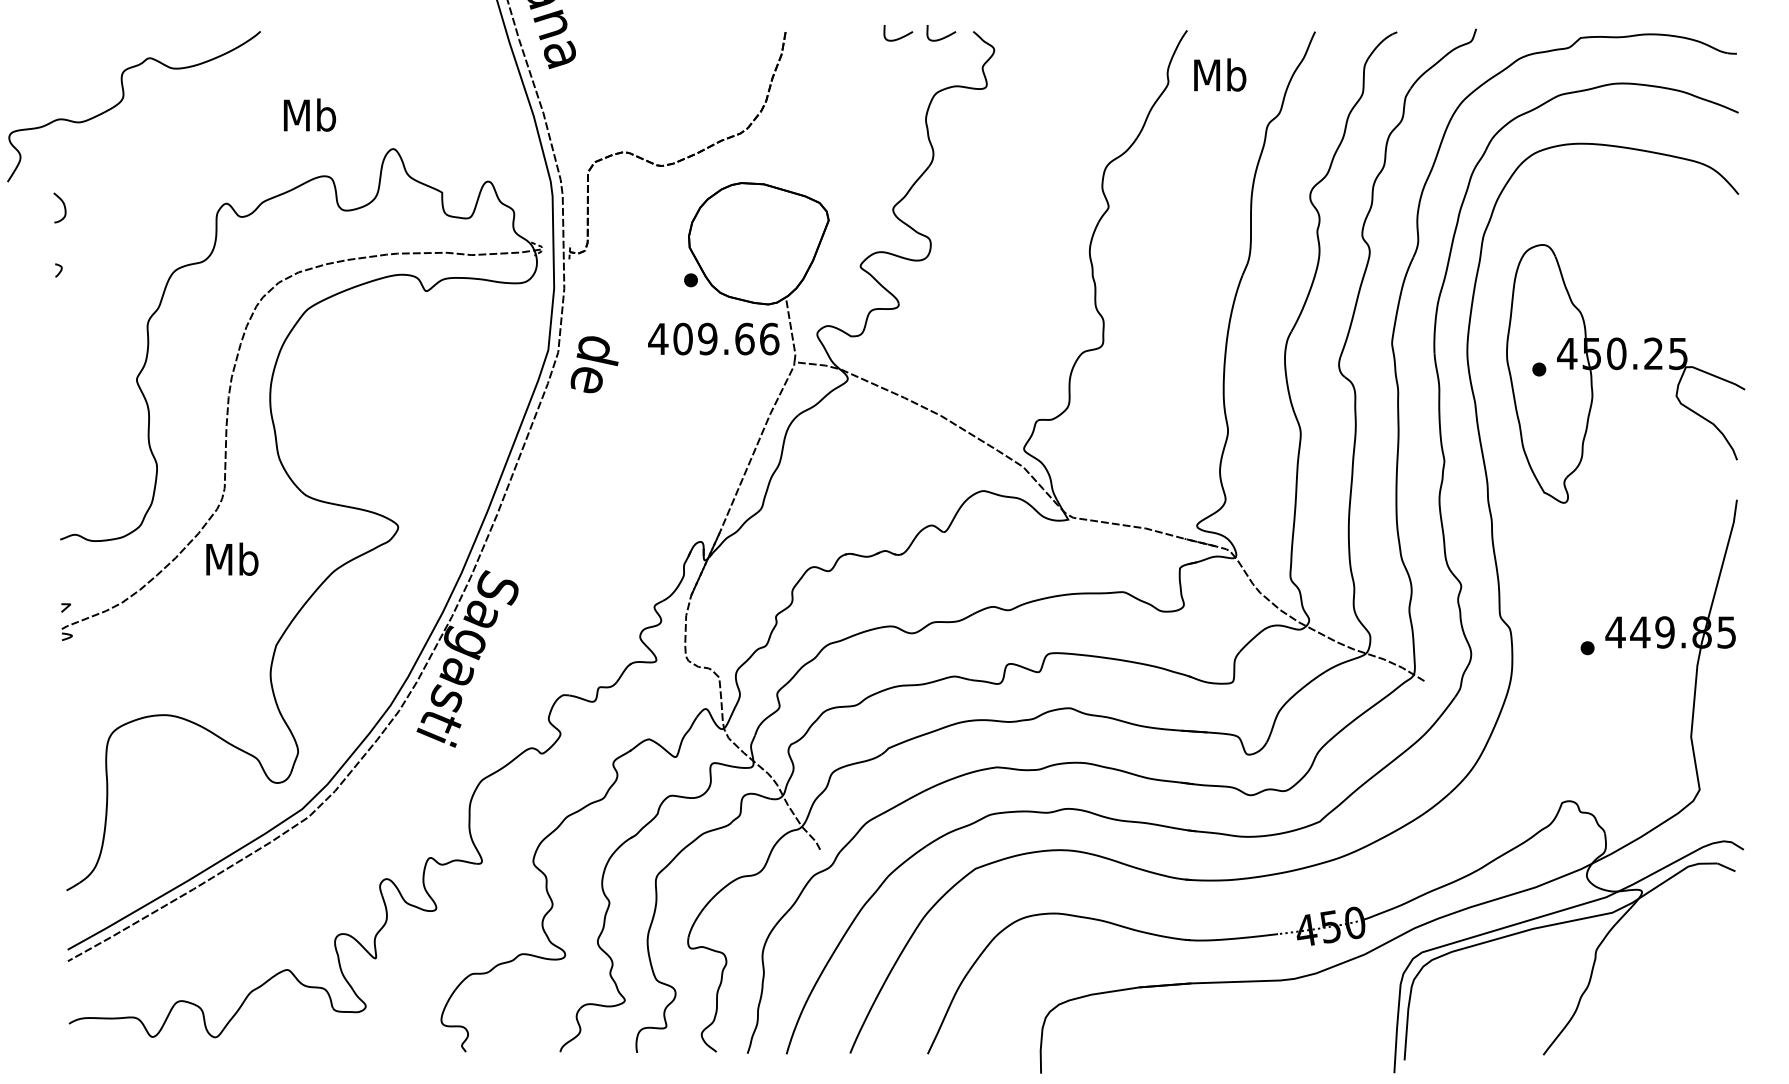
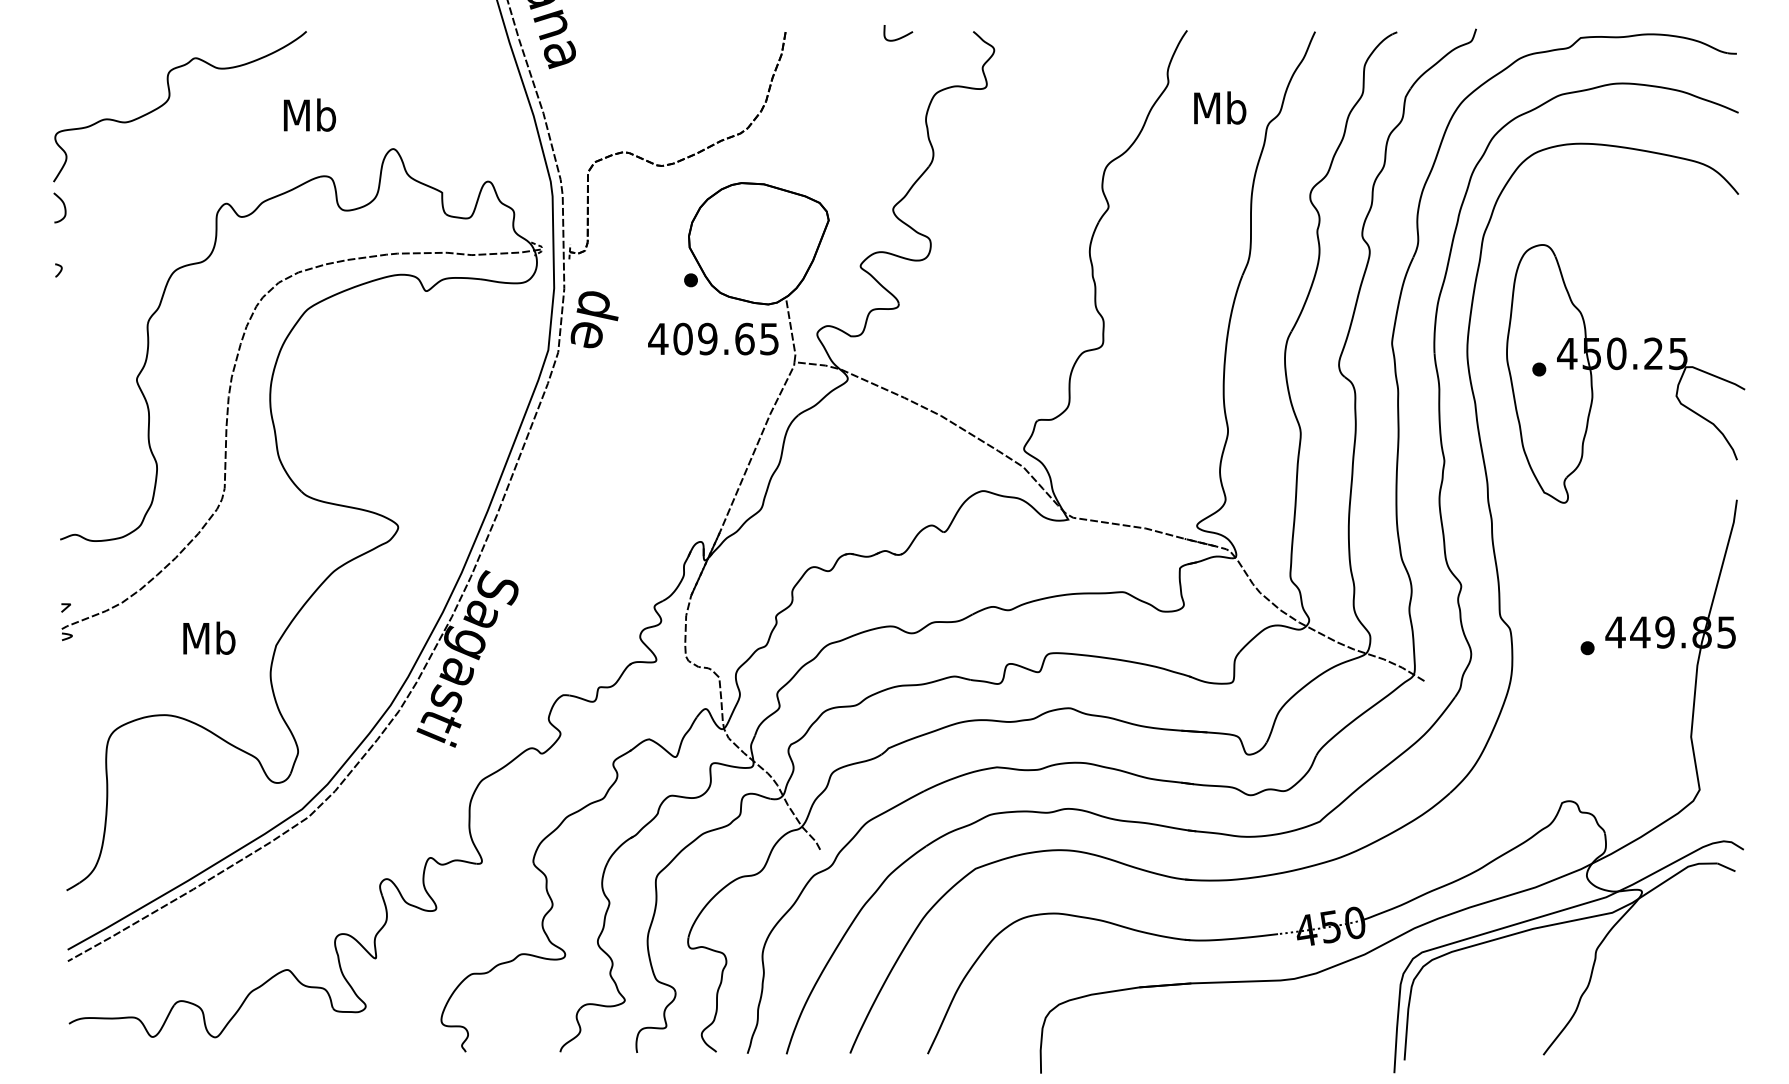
curve: present -> none (942, 37)
text position: (1220, 74) -> (1220, 107) (1220, 107)
part position: (123, 99) -> (169, 99) (169, 99)
text: 409.66 -> 409.65 (769, 338)
text position: (594, 364) -> (594, 319) (594, 319)
text position: (232, 558) -> (209, 637) (209, 637)
